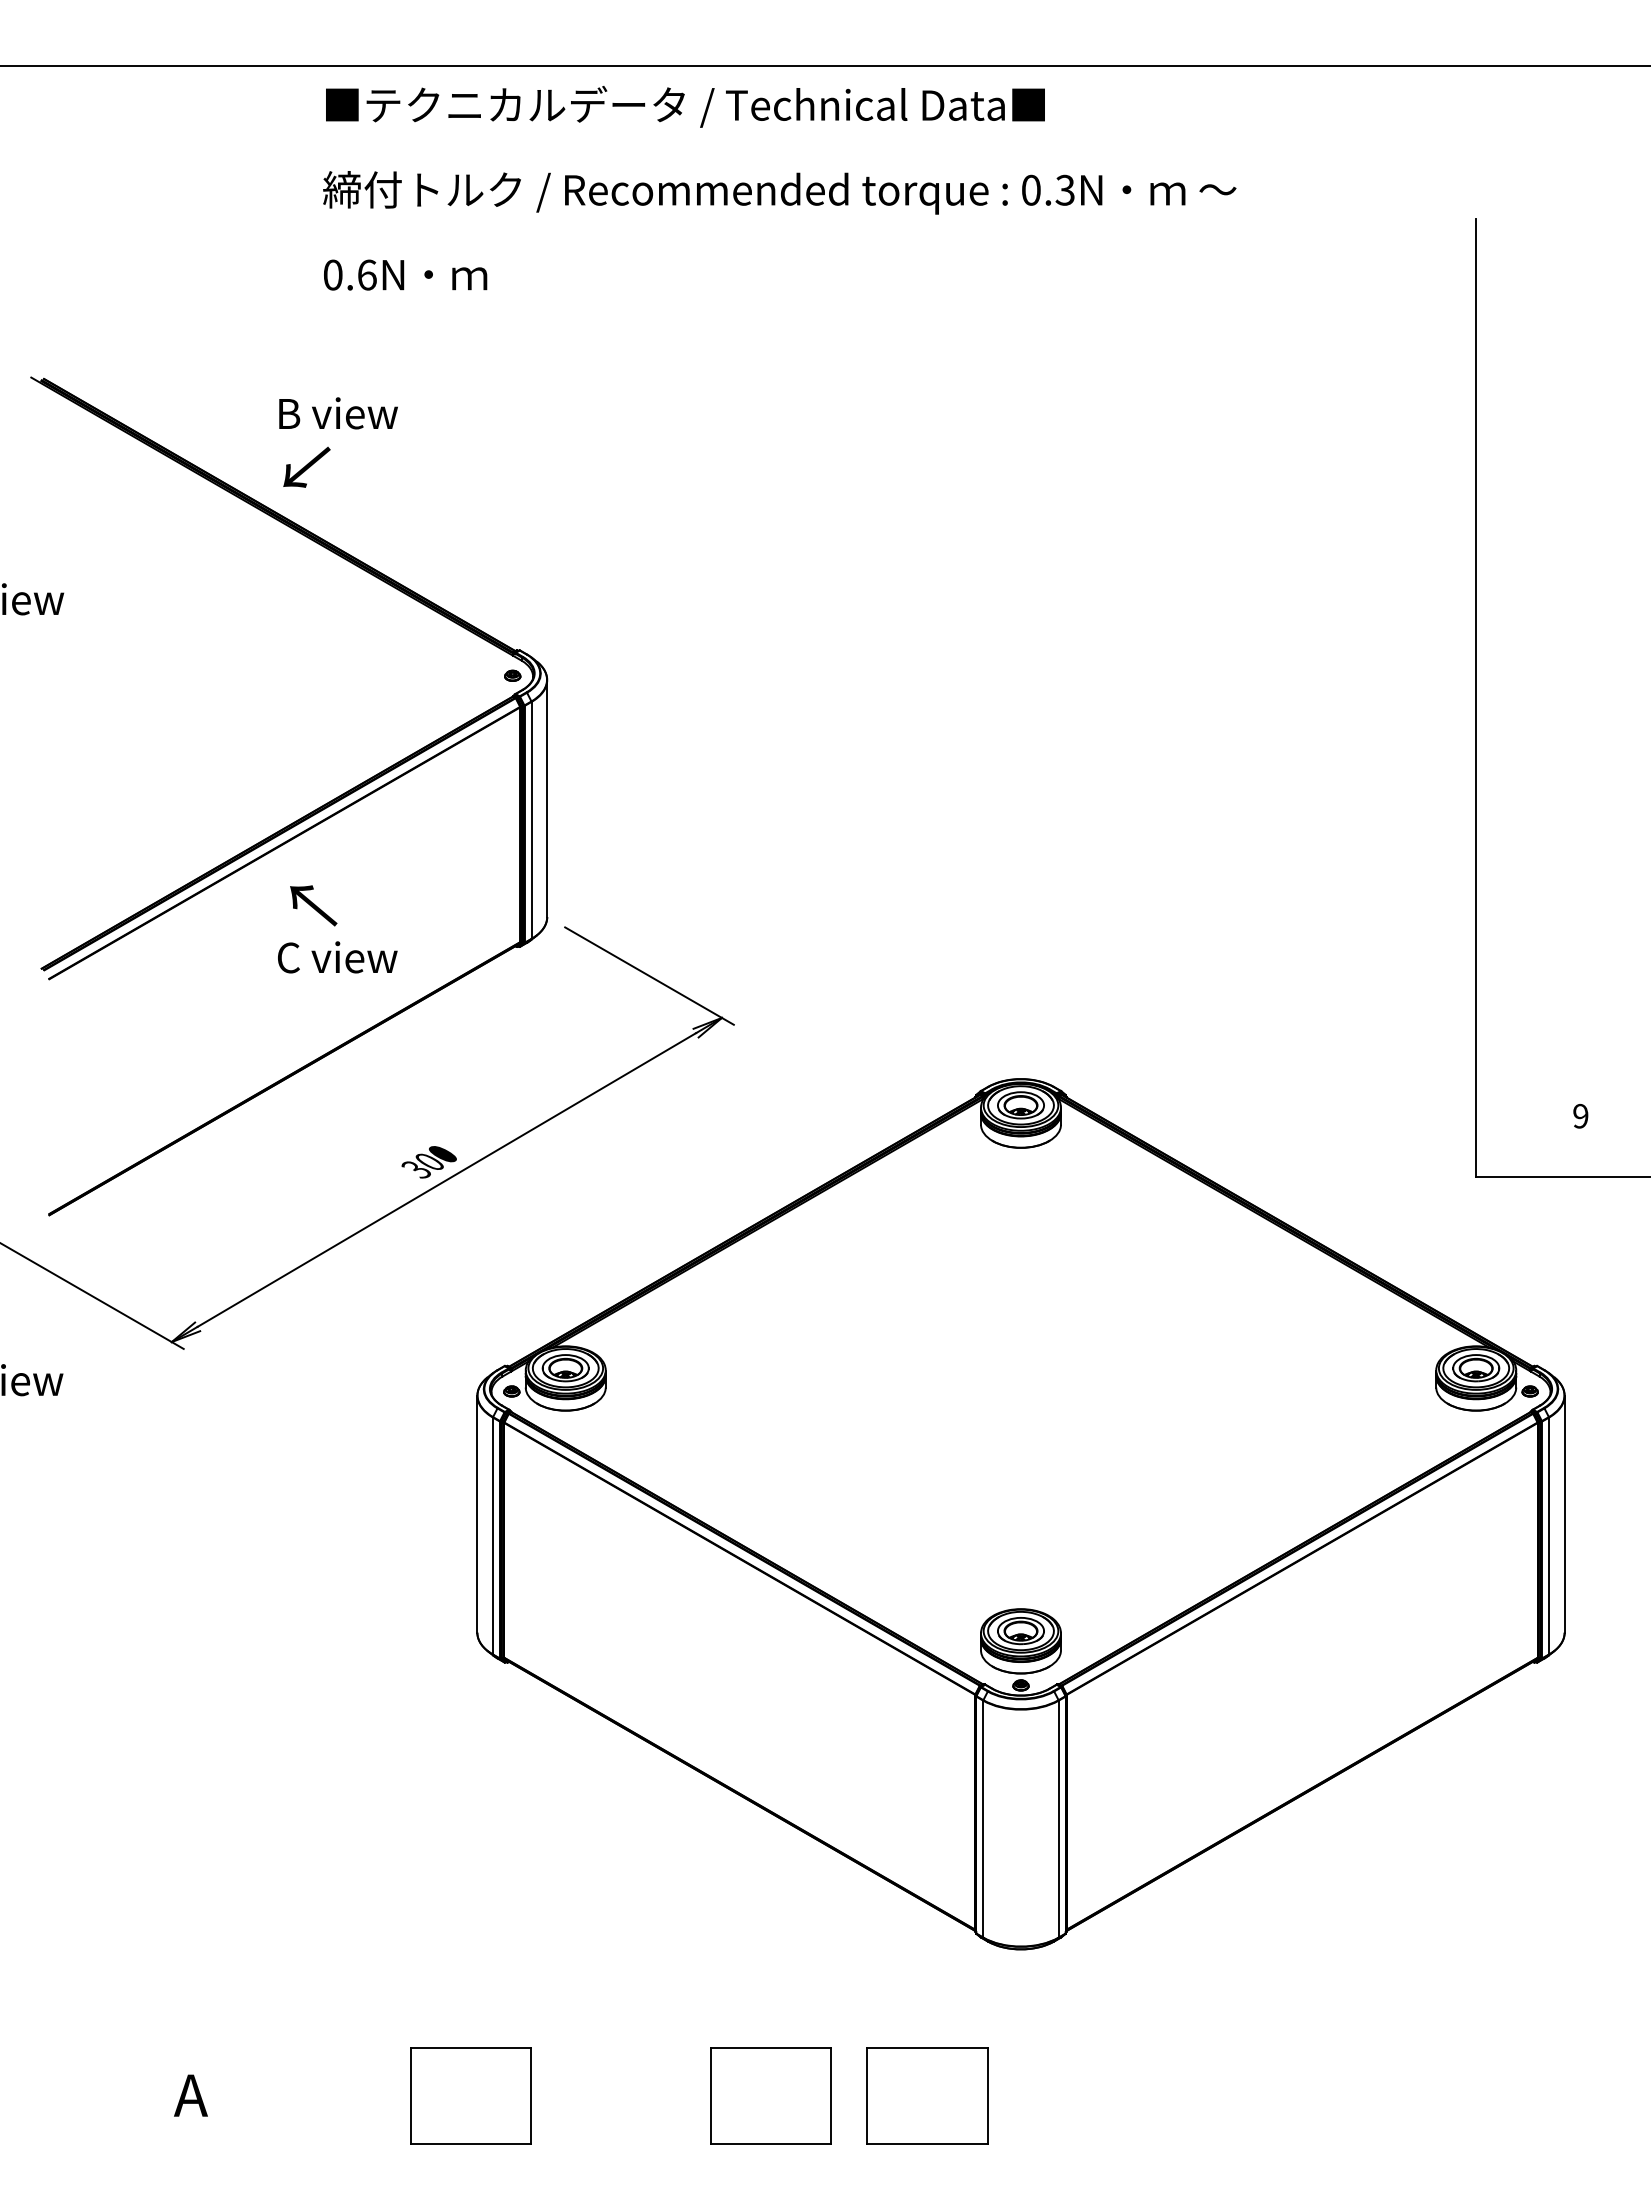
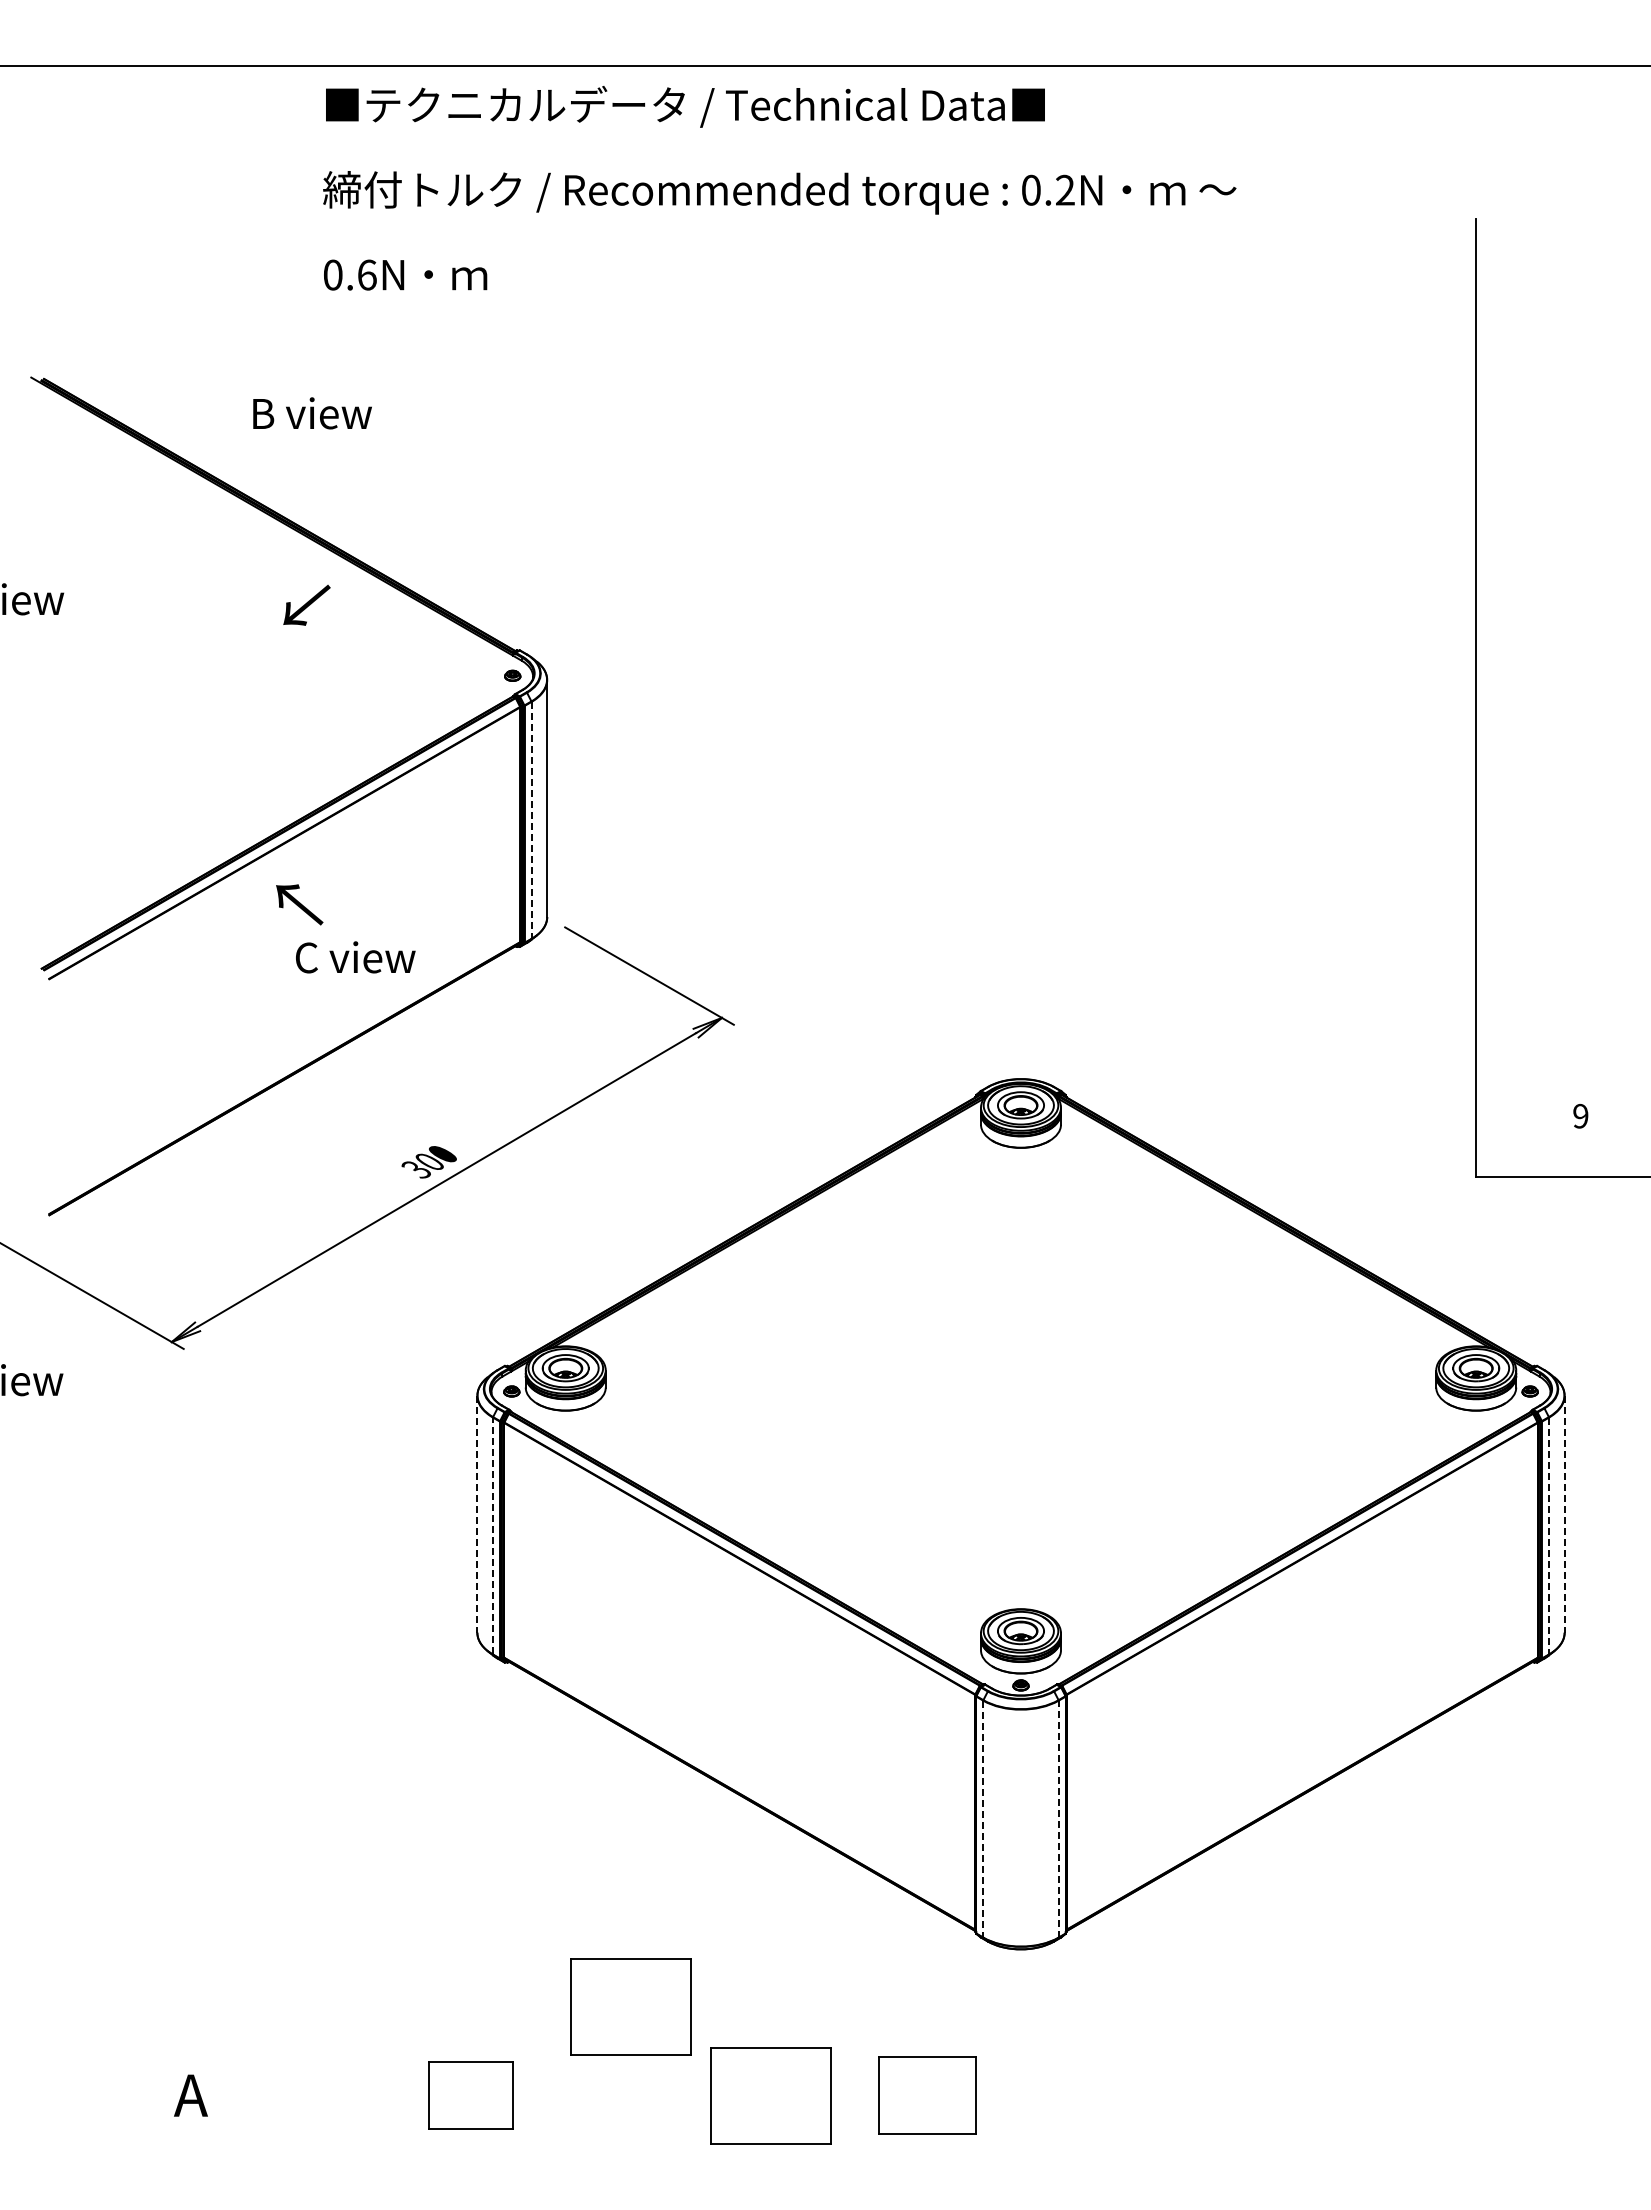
text: 0.3N -> 0.2N (1064, 190)
text position: (338, 413) -> (312, 413) (312, 413)
text position: (306, 466) -> (306, 604) (306, 604)
line: solid -> dashed (531, 820)
text position: (313, 905) -> (299, 904) (299, 904)
text position: (337, 957) -> (355, 957) (355, 957)
line: solid -> dashed (477, 1514)
line: solid -> dashed (1564, 1514)
line: solid -> dashed (492, 1535)
line: solid -> dashed (1549, 1536)
line: solid -> dashed (1058, 1818)
line: solid -> dashed (983, 1819)
part: none -> present (630, 2006)
part size: 122x98 px -> 86x69 px (470, 2095)
part size: 123x98 px -> 99x79 px (927, 2095)
